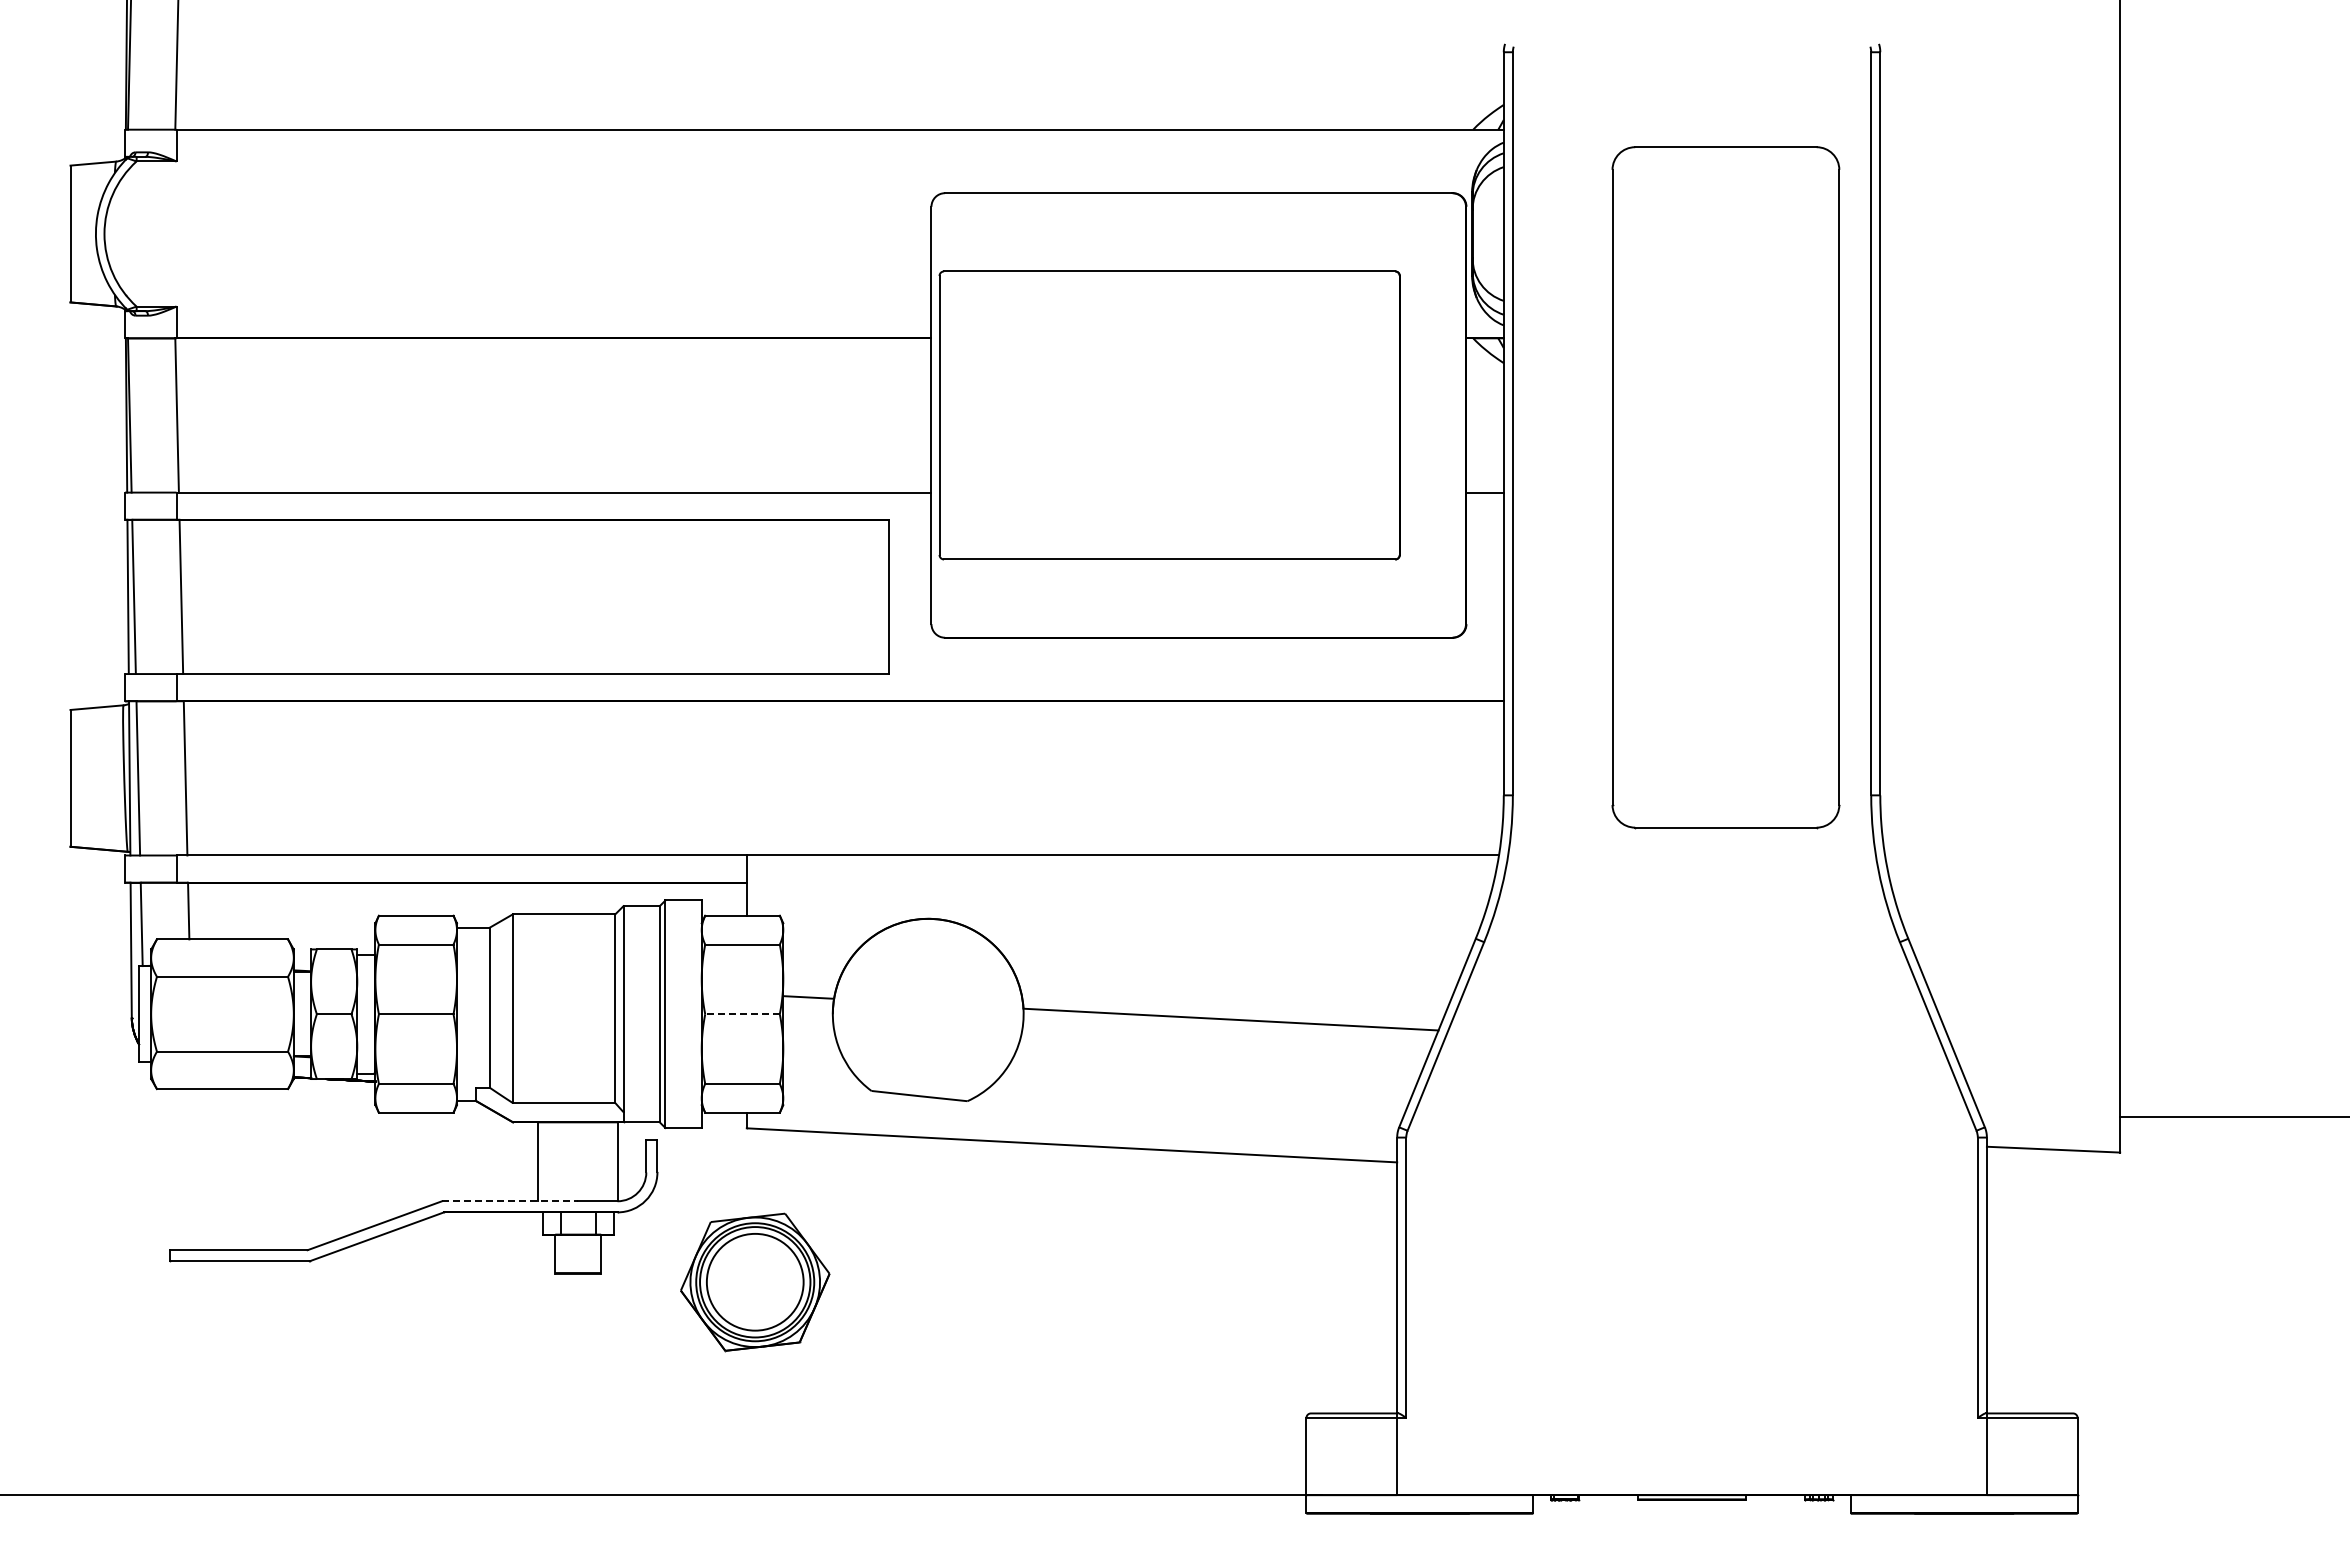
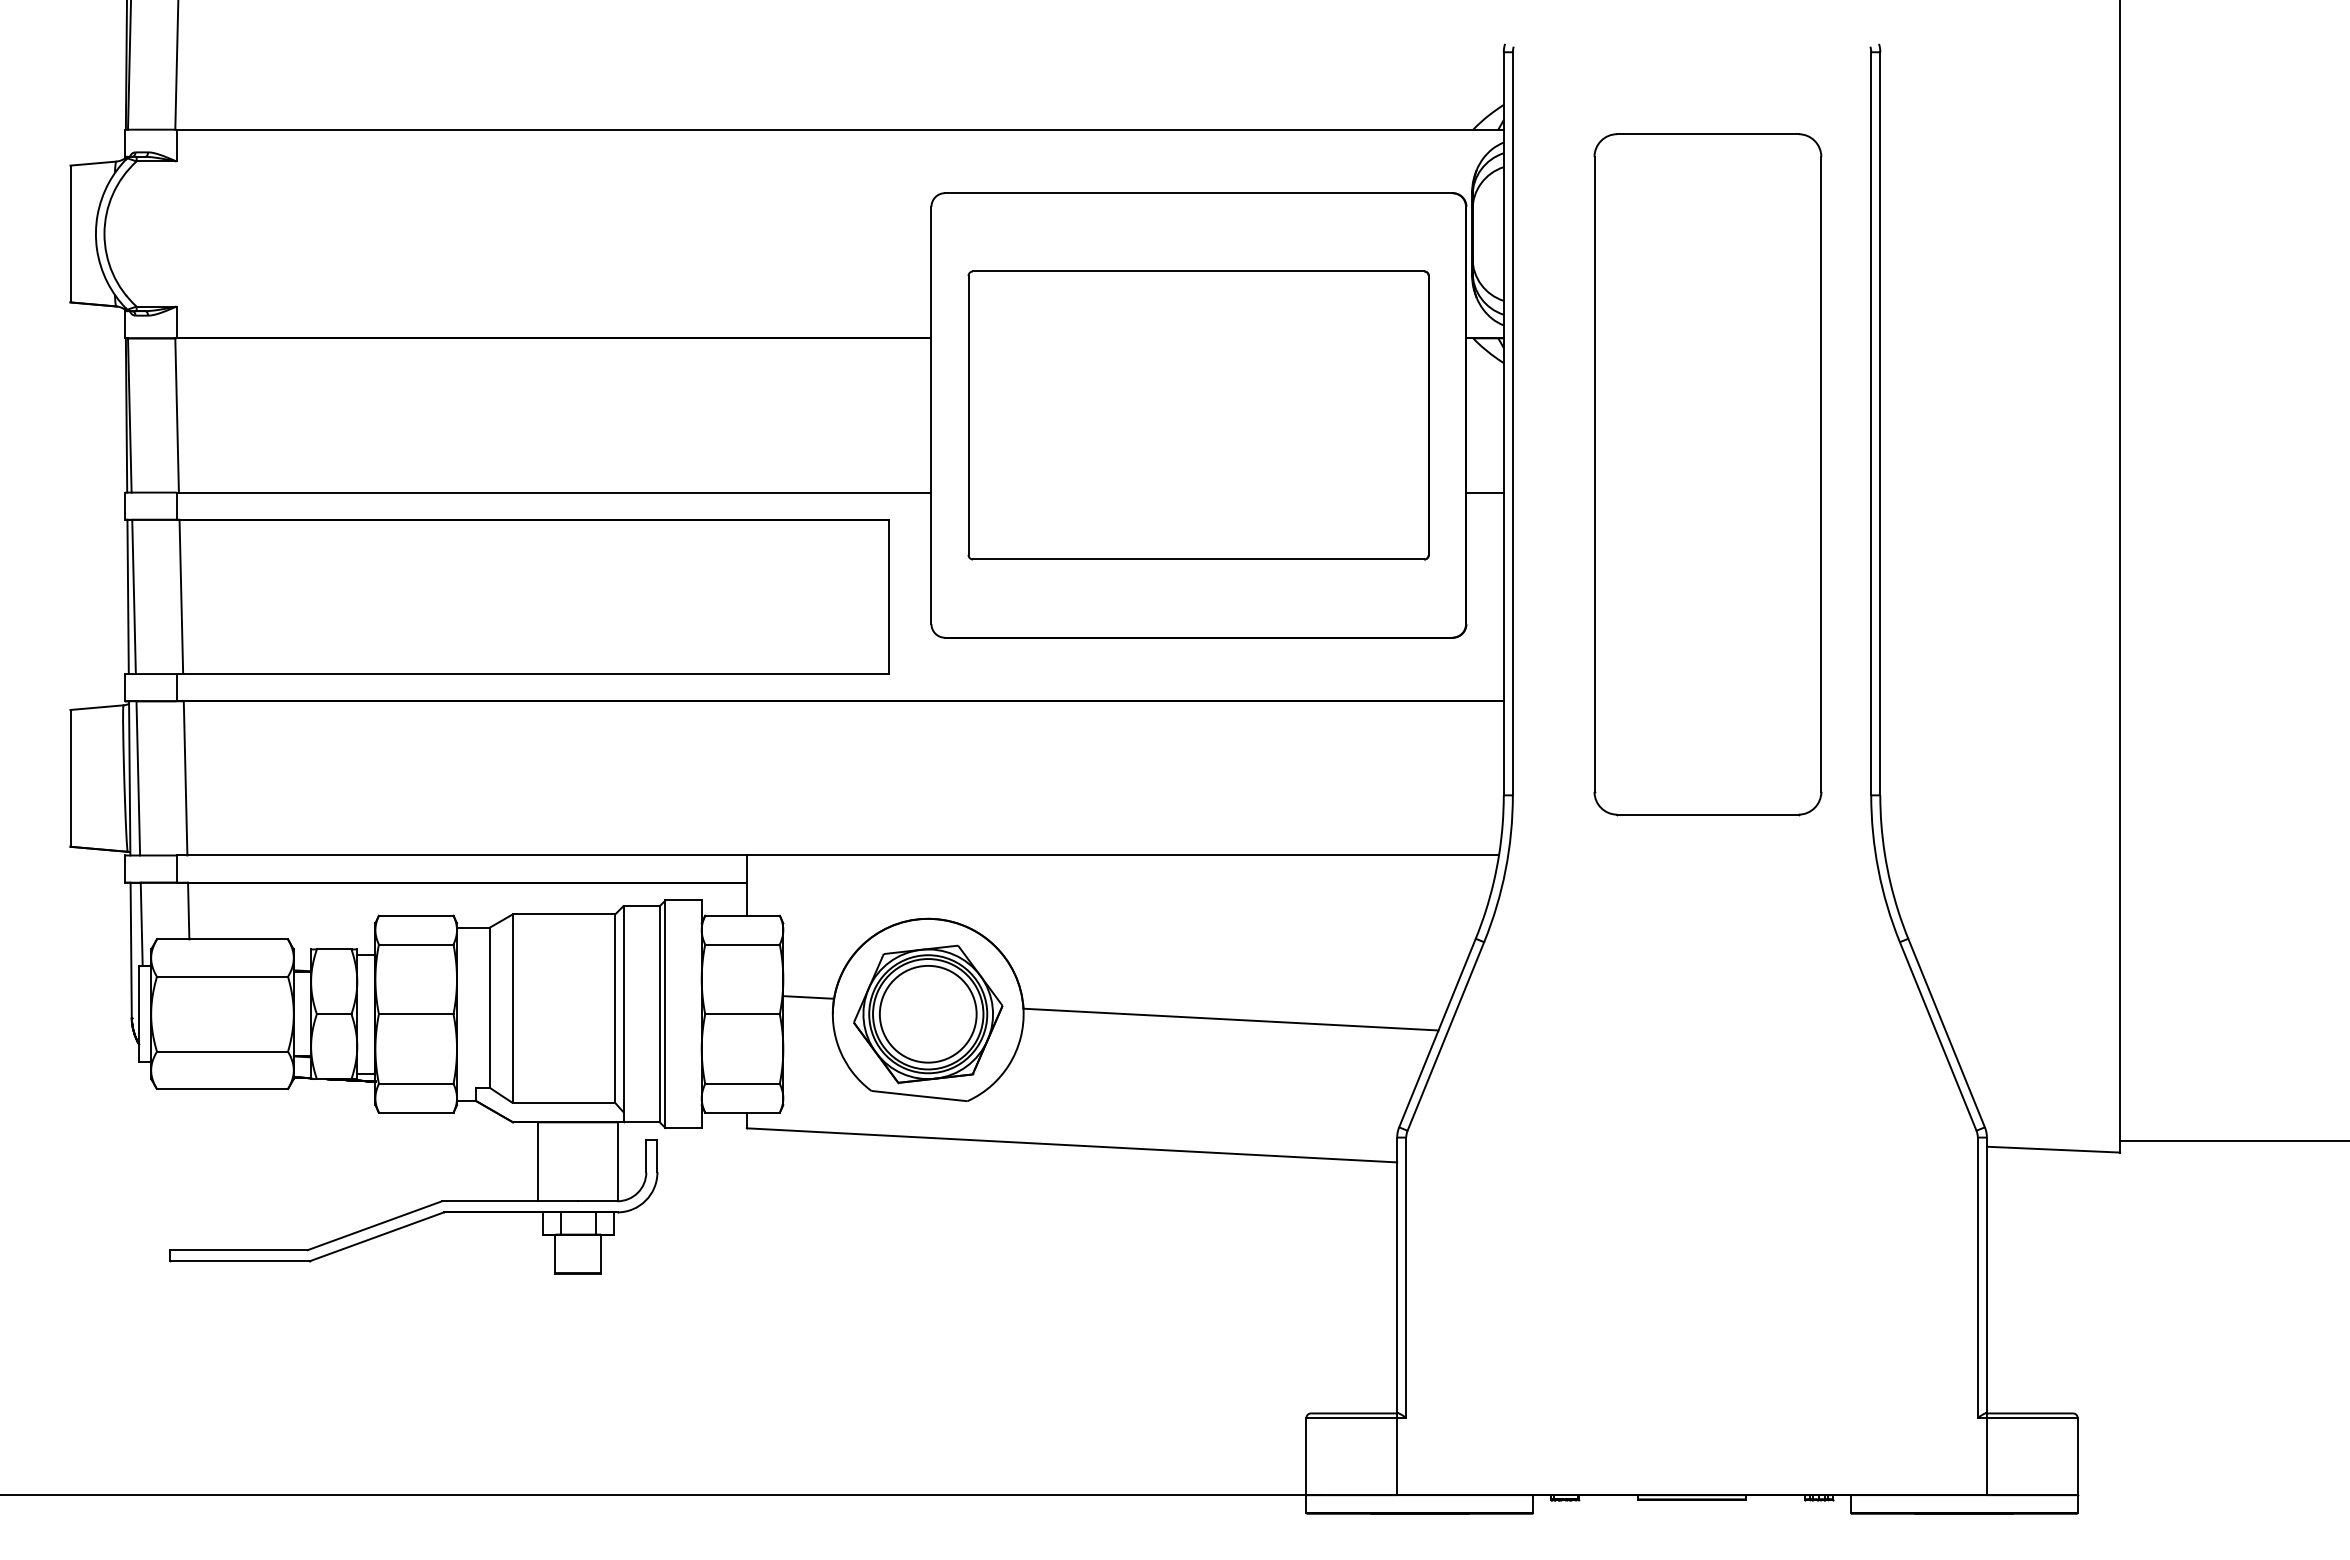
part position: (1169, 415) -> (1198, 415) (1198, 415)
part position: (1725, 487) -> (1707, 474) (1707, 474)
line: dashed -> solid (742, 1014)
line position: (2233, 1117) -> (2233, 1141) (2233, 1141)
line: dashed -> solid (510, 1201)
part position: (755, 1282) -> (928, 1014) (928, 1014)
